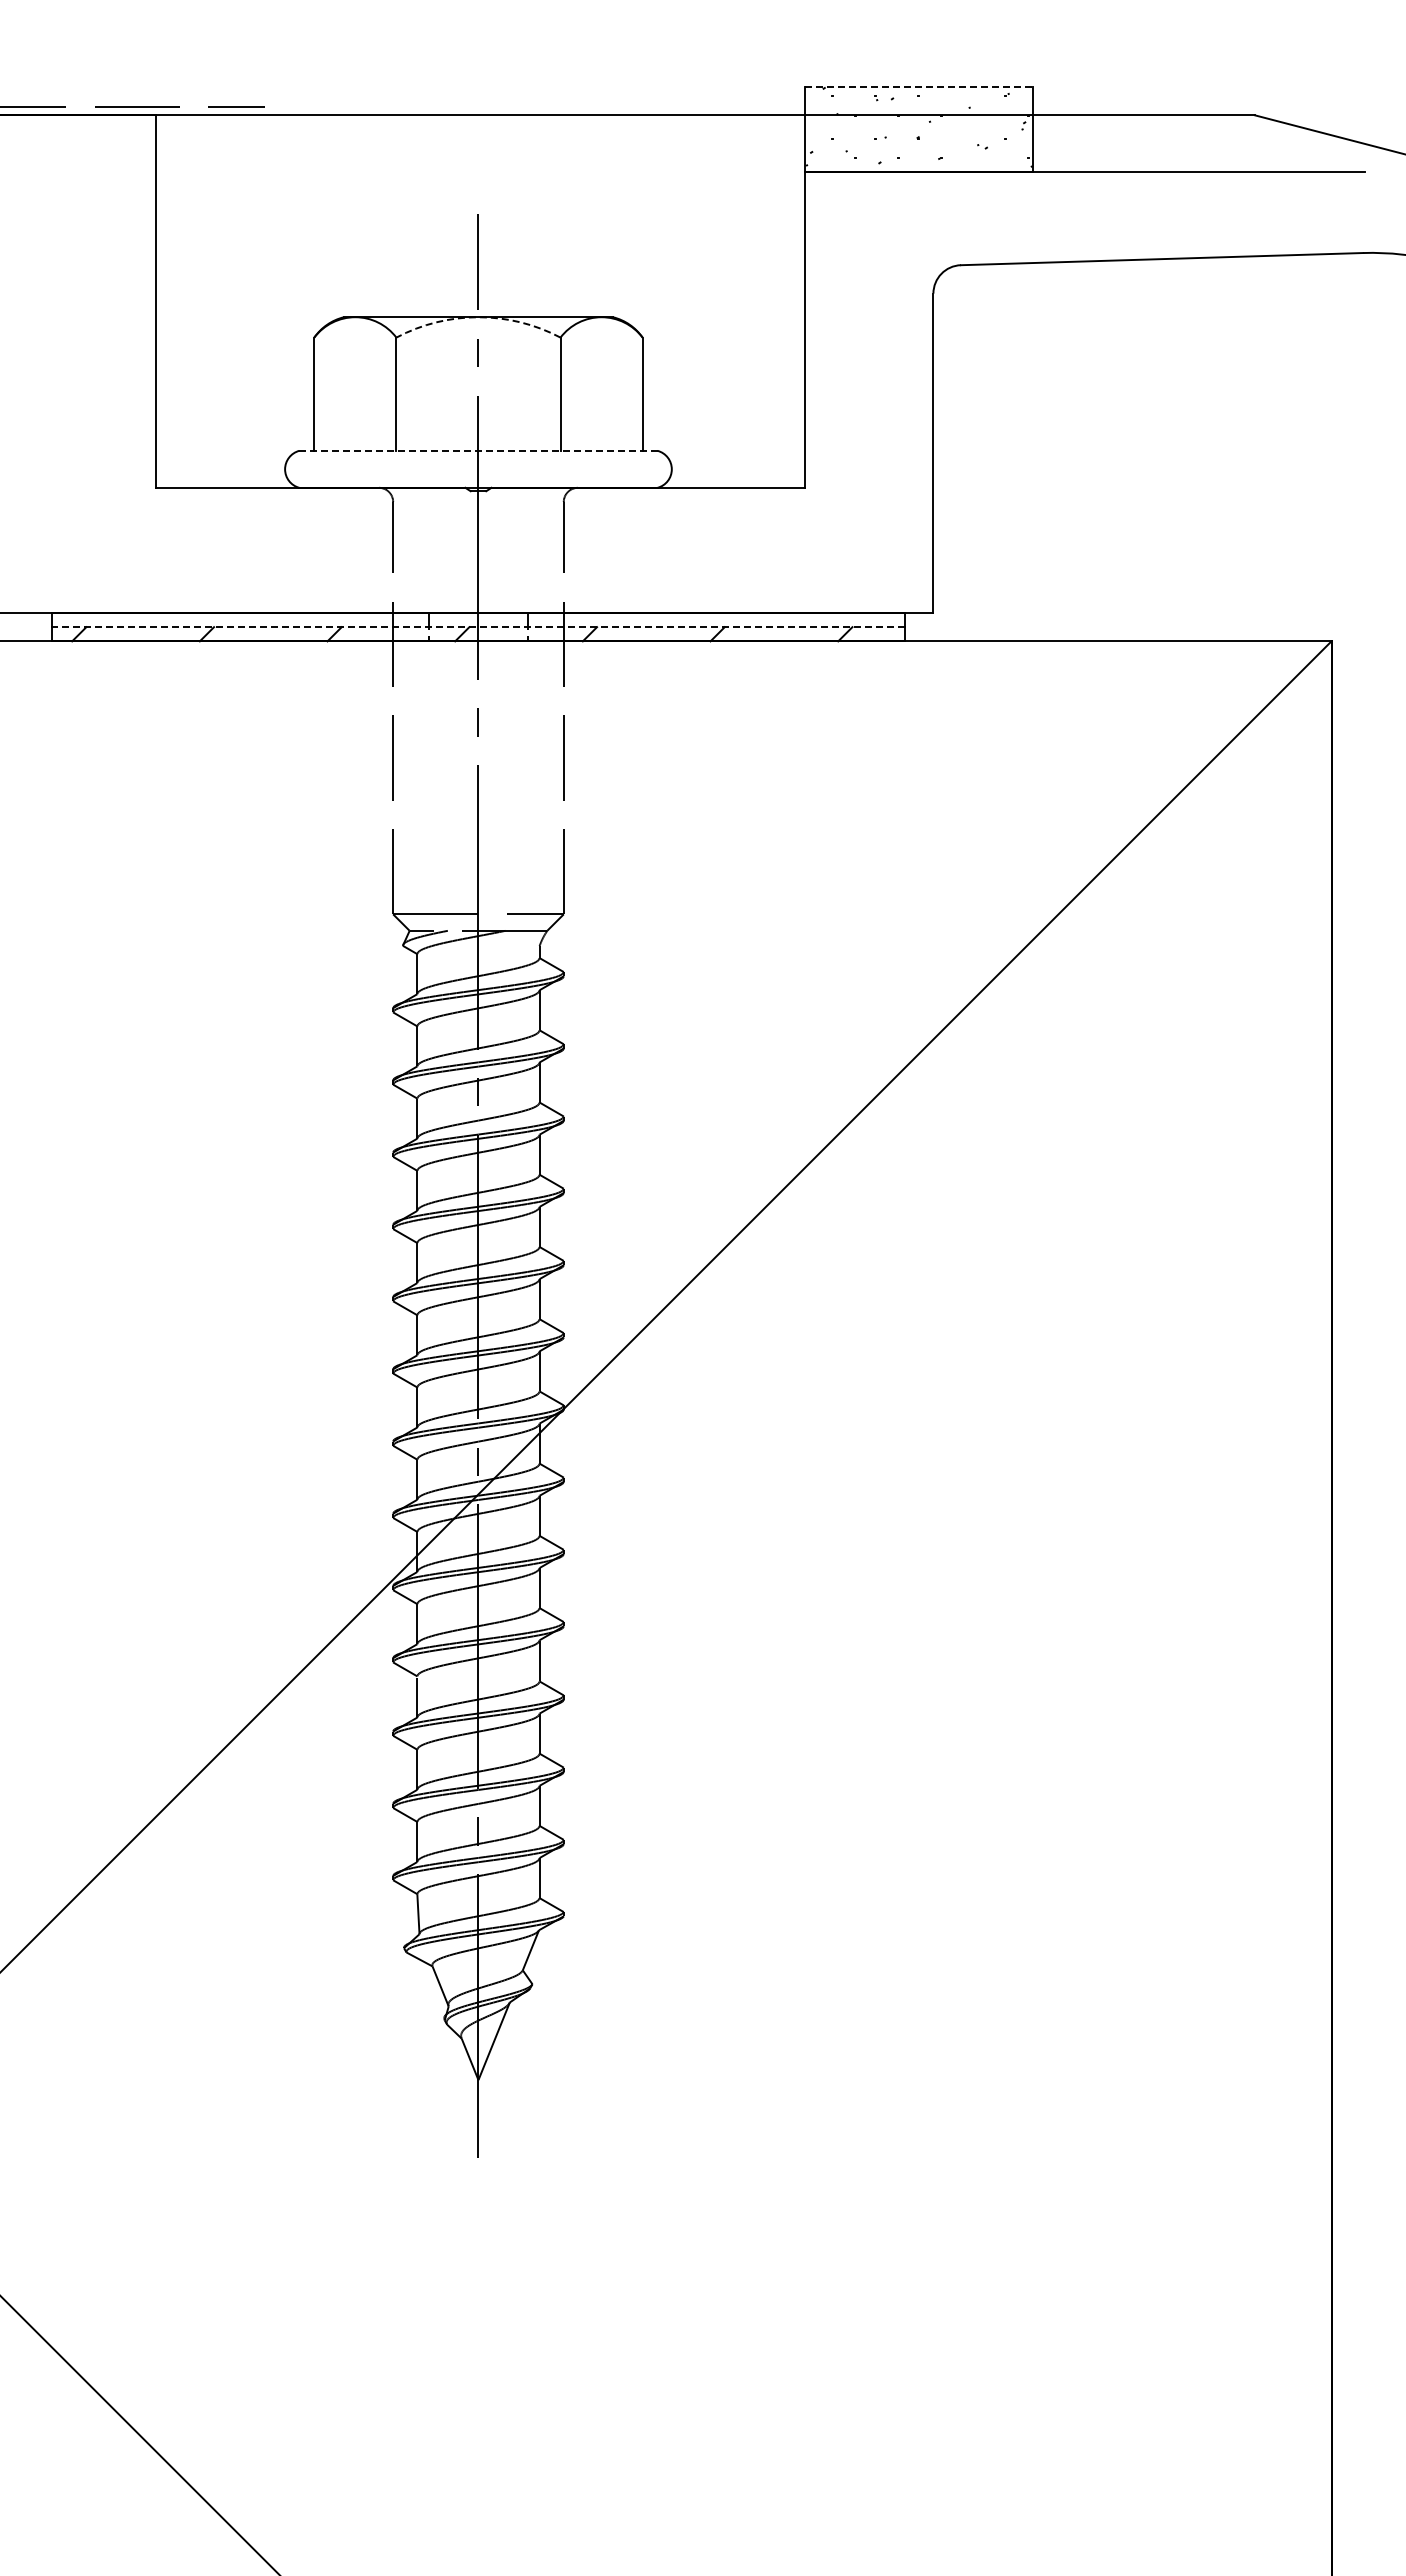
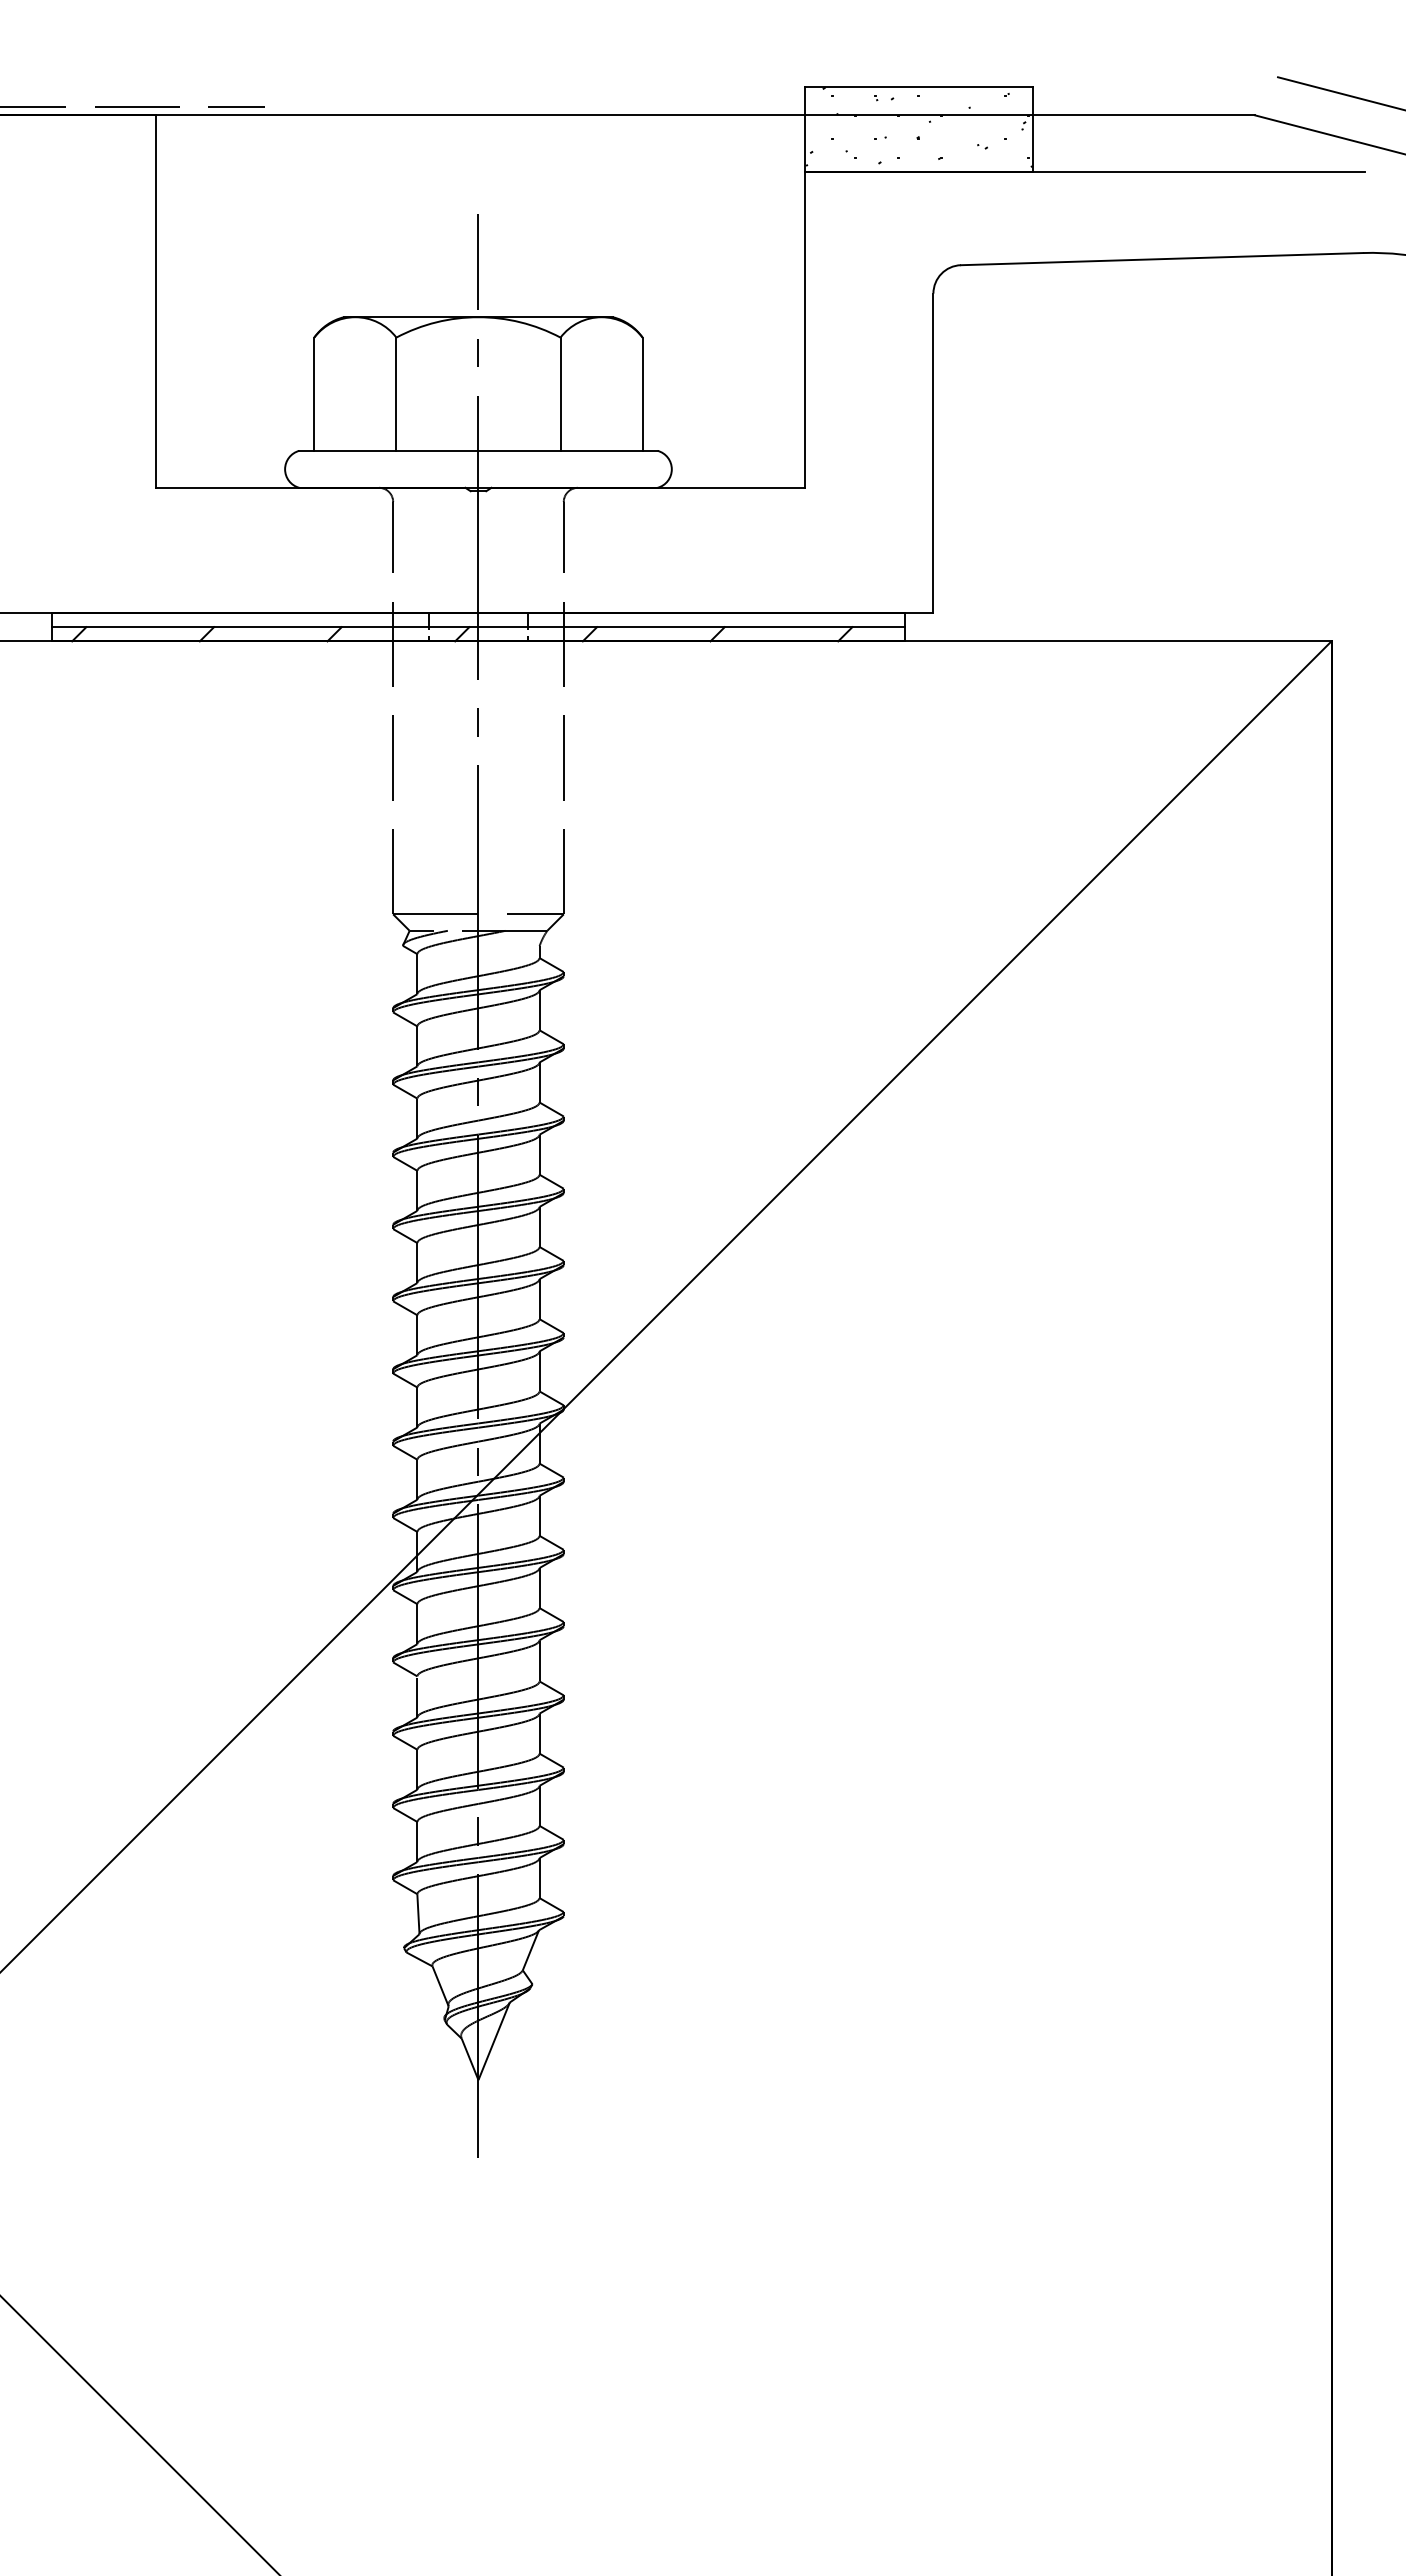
line: dashed -> solid (919, 86)
line: none -> present (1339, 93)
arc: dashed -> solid (478, 317)
line: dashed -> solid (478, 450)
line: dashed -> solid (478, 627)
